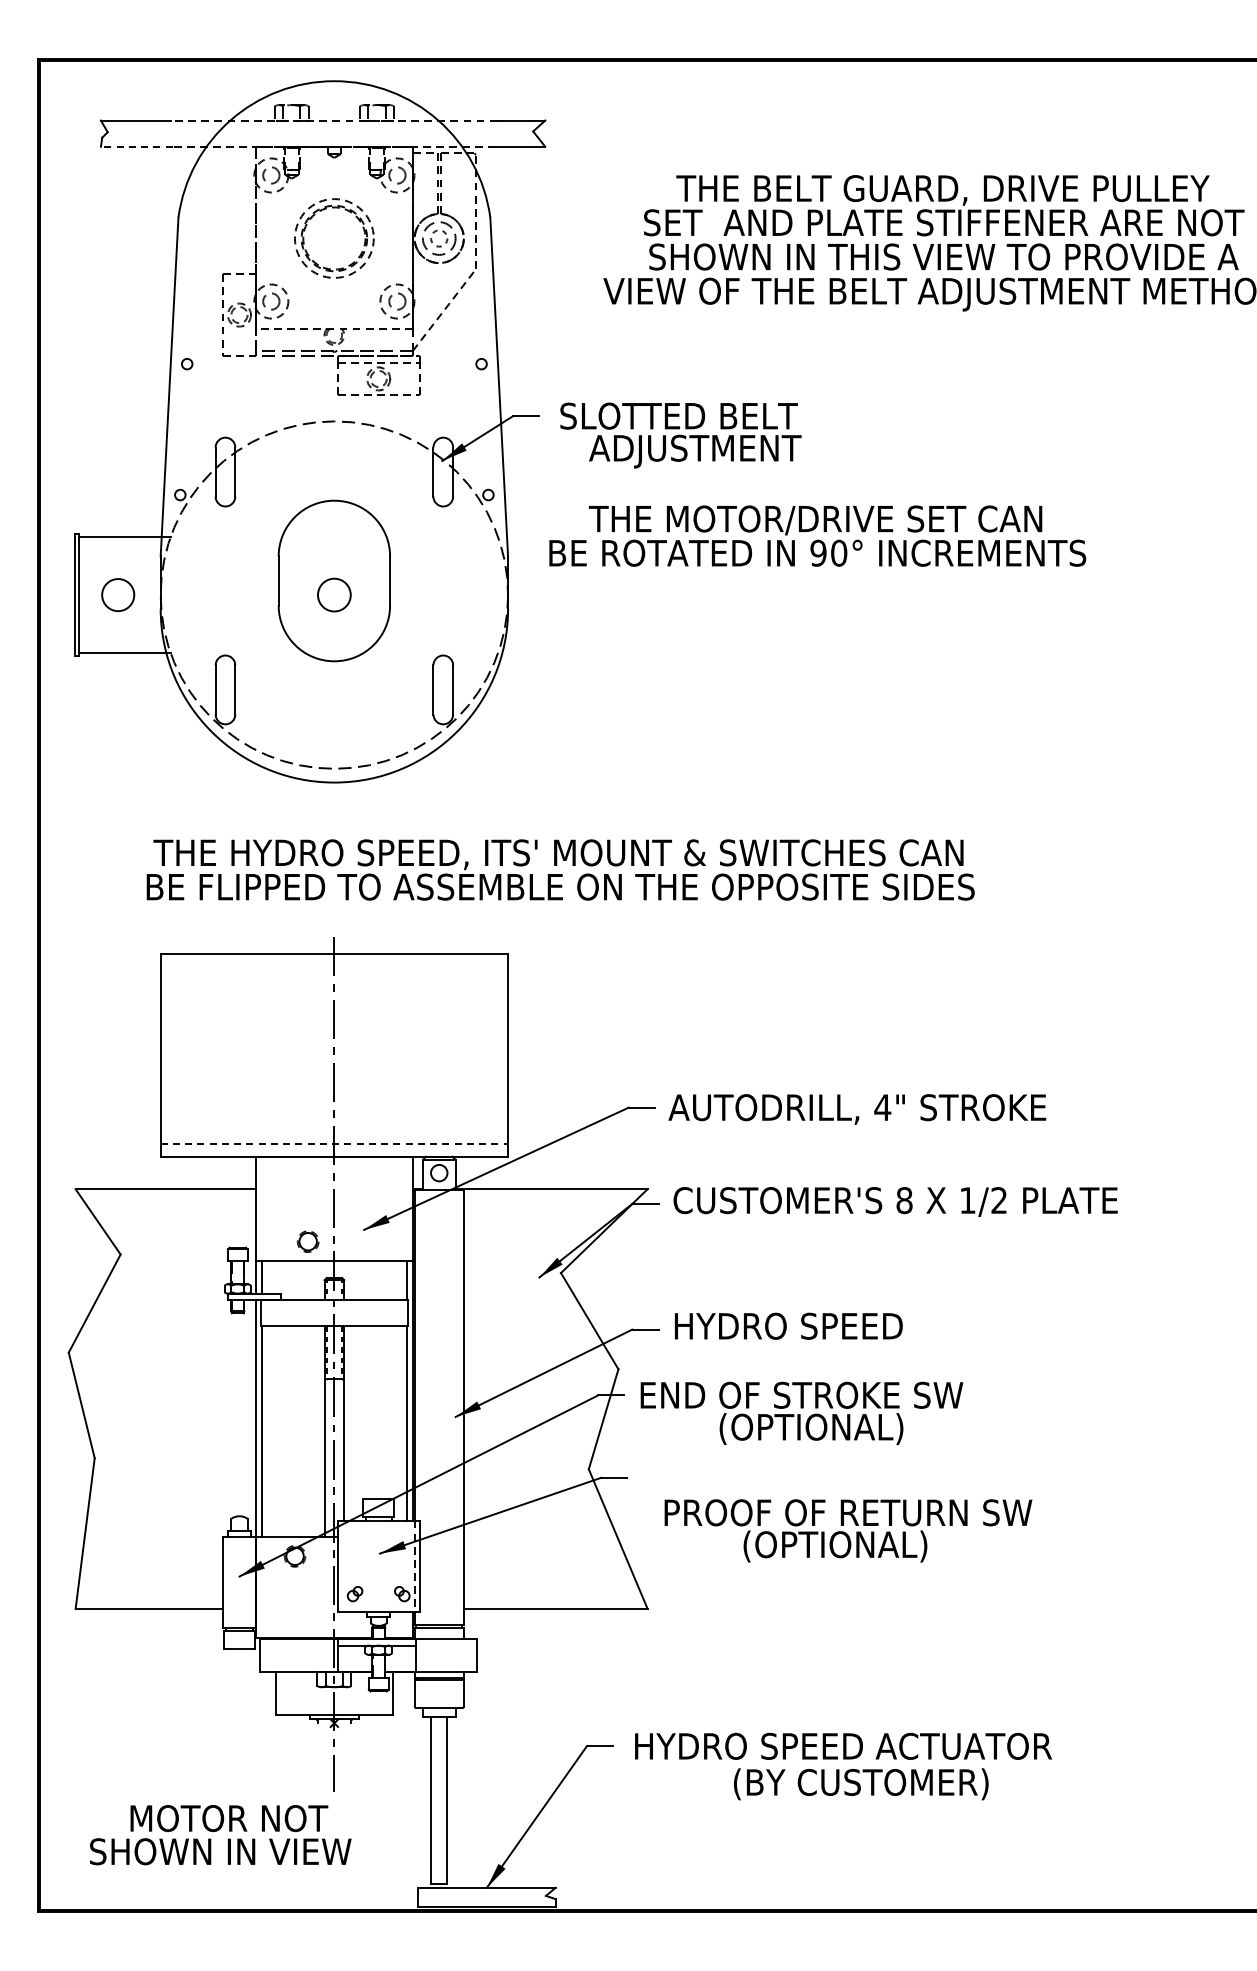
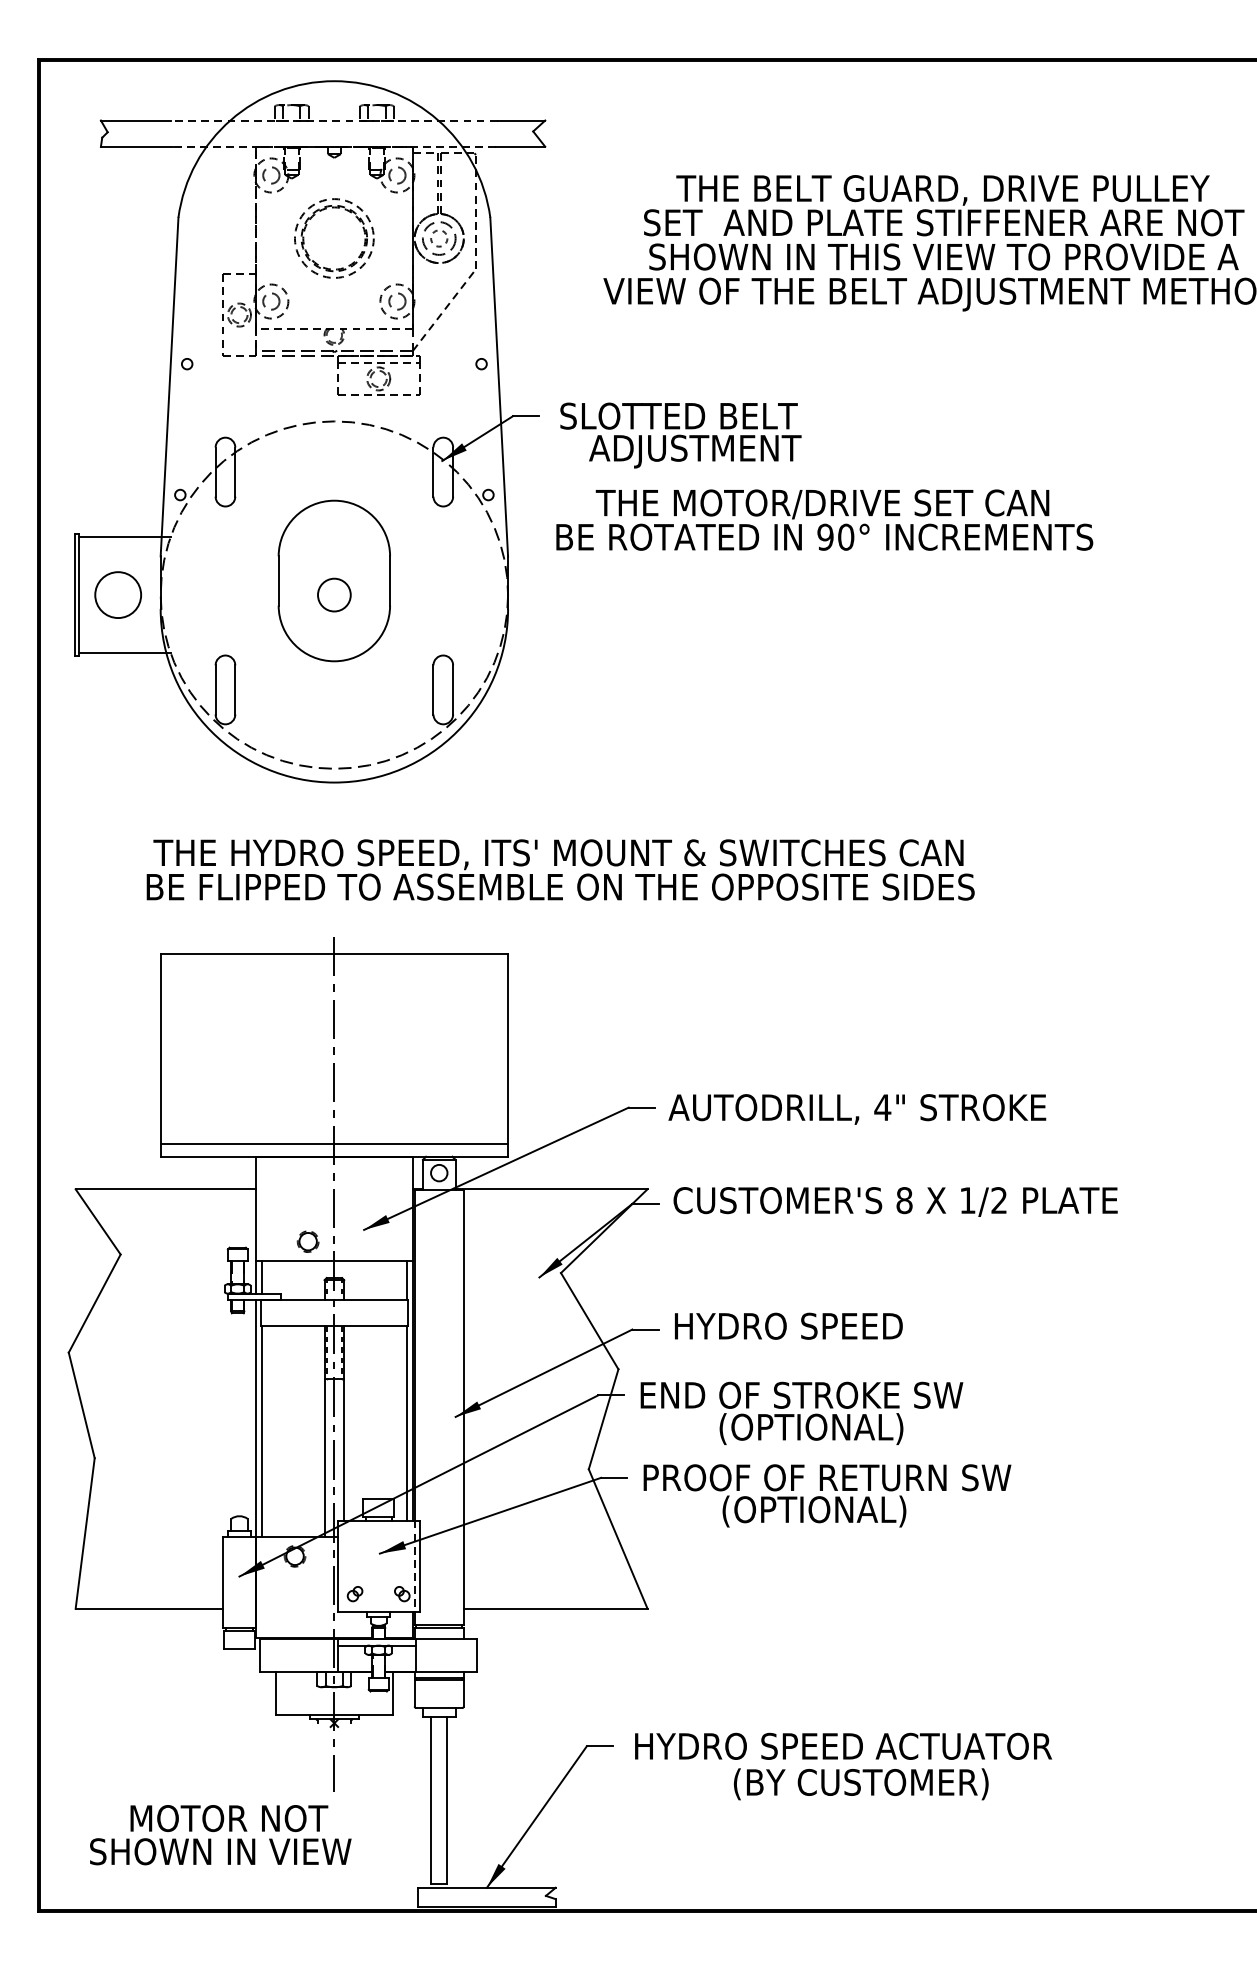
line: dashed -> solid (136, 146)
text position: (817, 535) -> (824, 519) (824, 519)
circle diameter: 32 px -> 46 px (118, 595)
line: dashed -> solid (334, 1143)
text position: (848, 1530) -> (827, 1495) (827, 1495)
